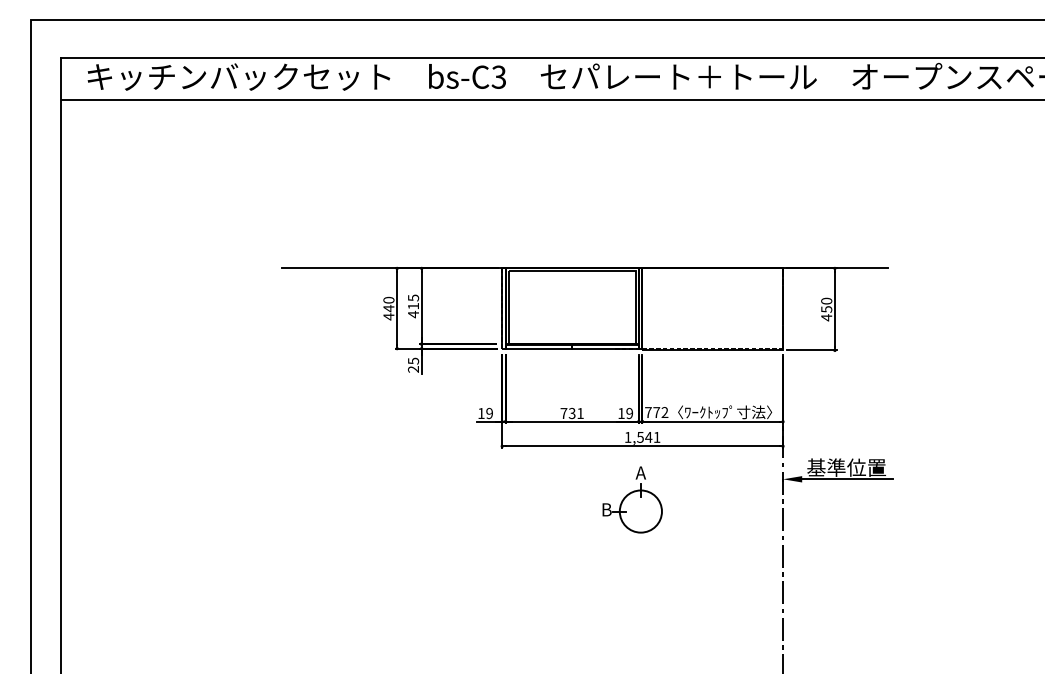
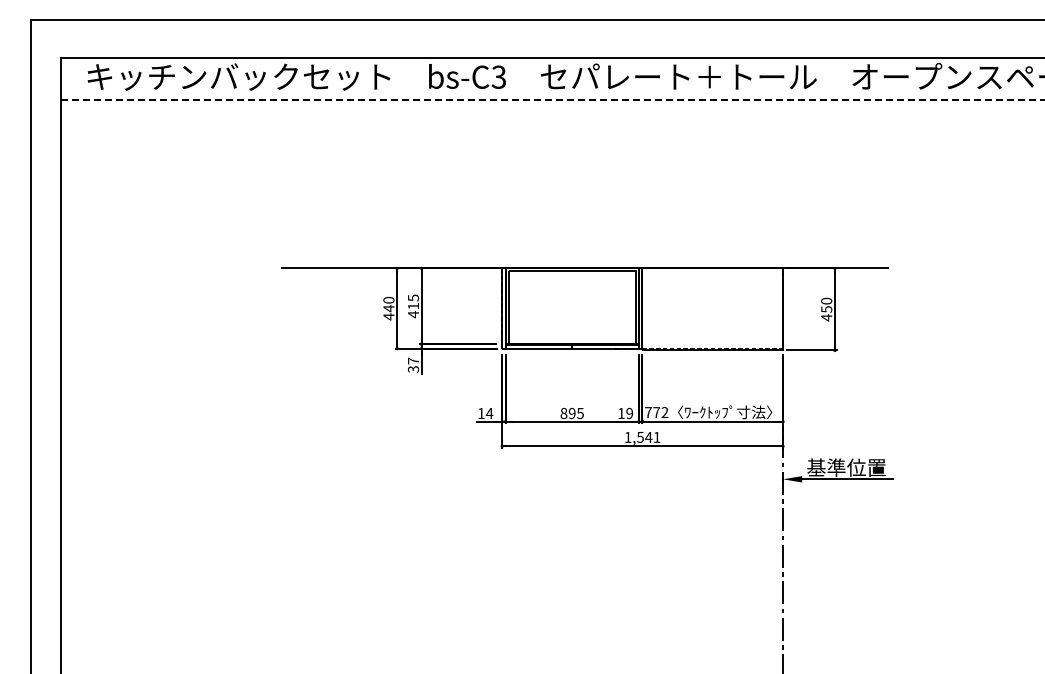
line: solid -> dashed (552, 99)
text: 25 -> 37 (413, 364)
text: 19 -> 14 (489, 413)
text: 731 -> 895 (571, 413)
part: present -> none (632, 499)
